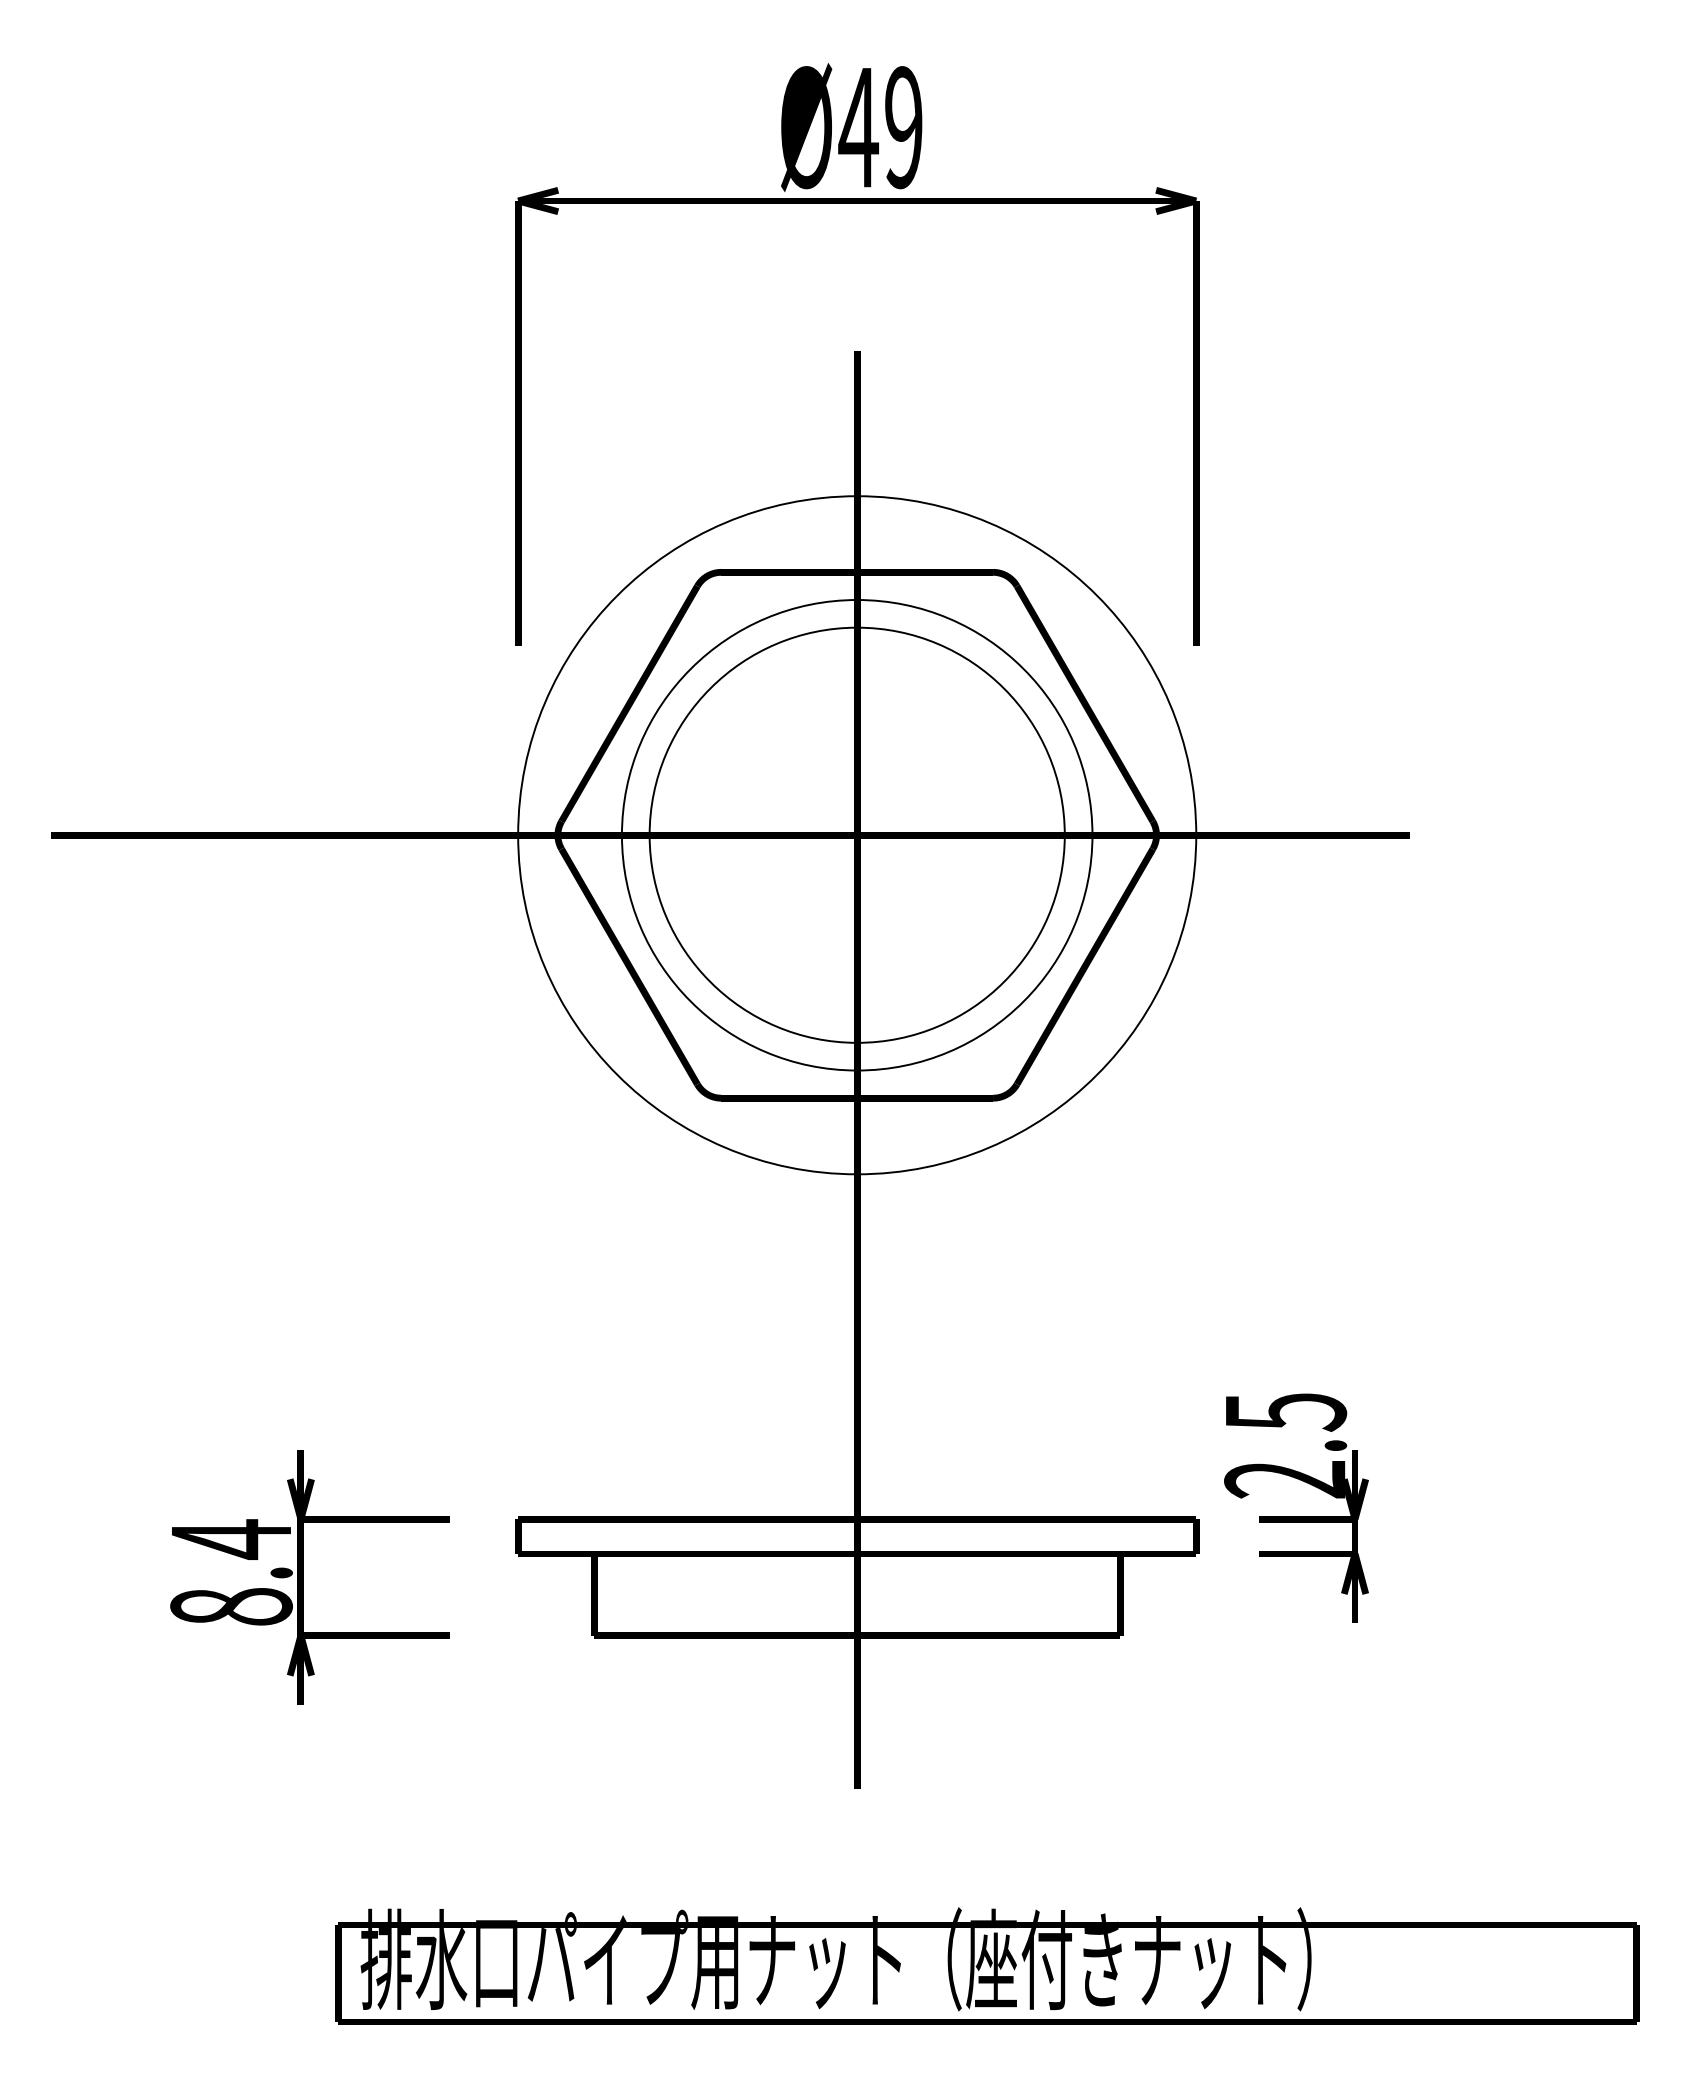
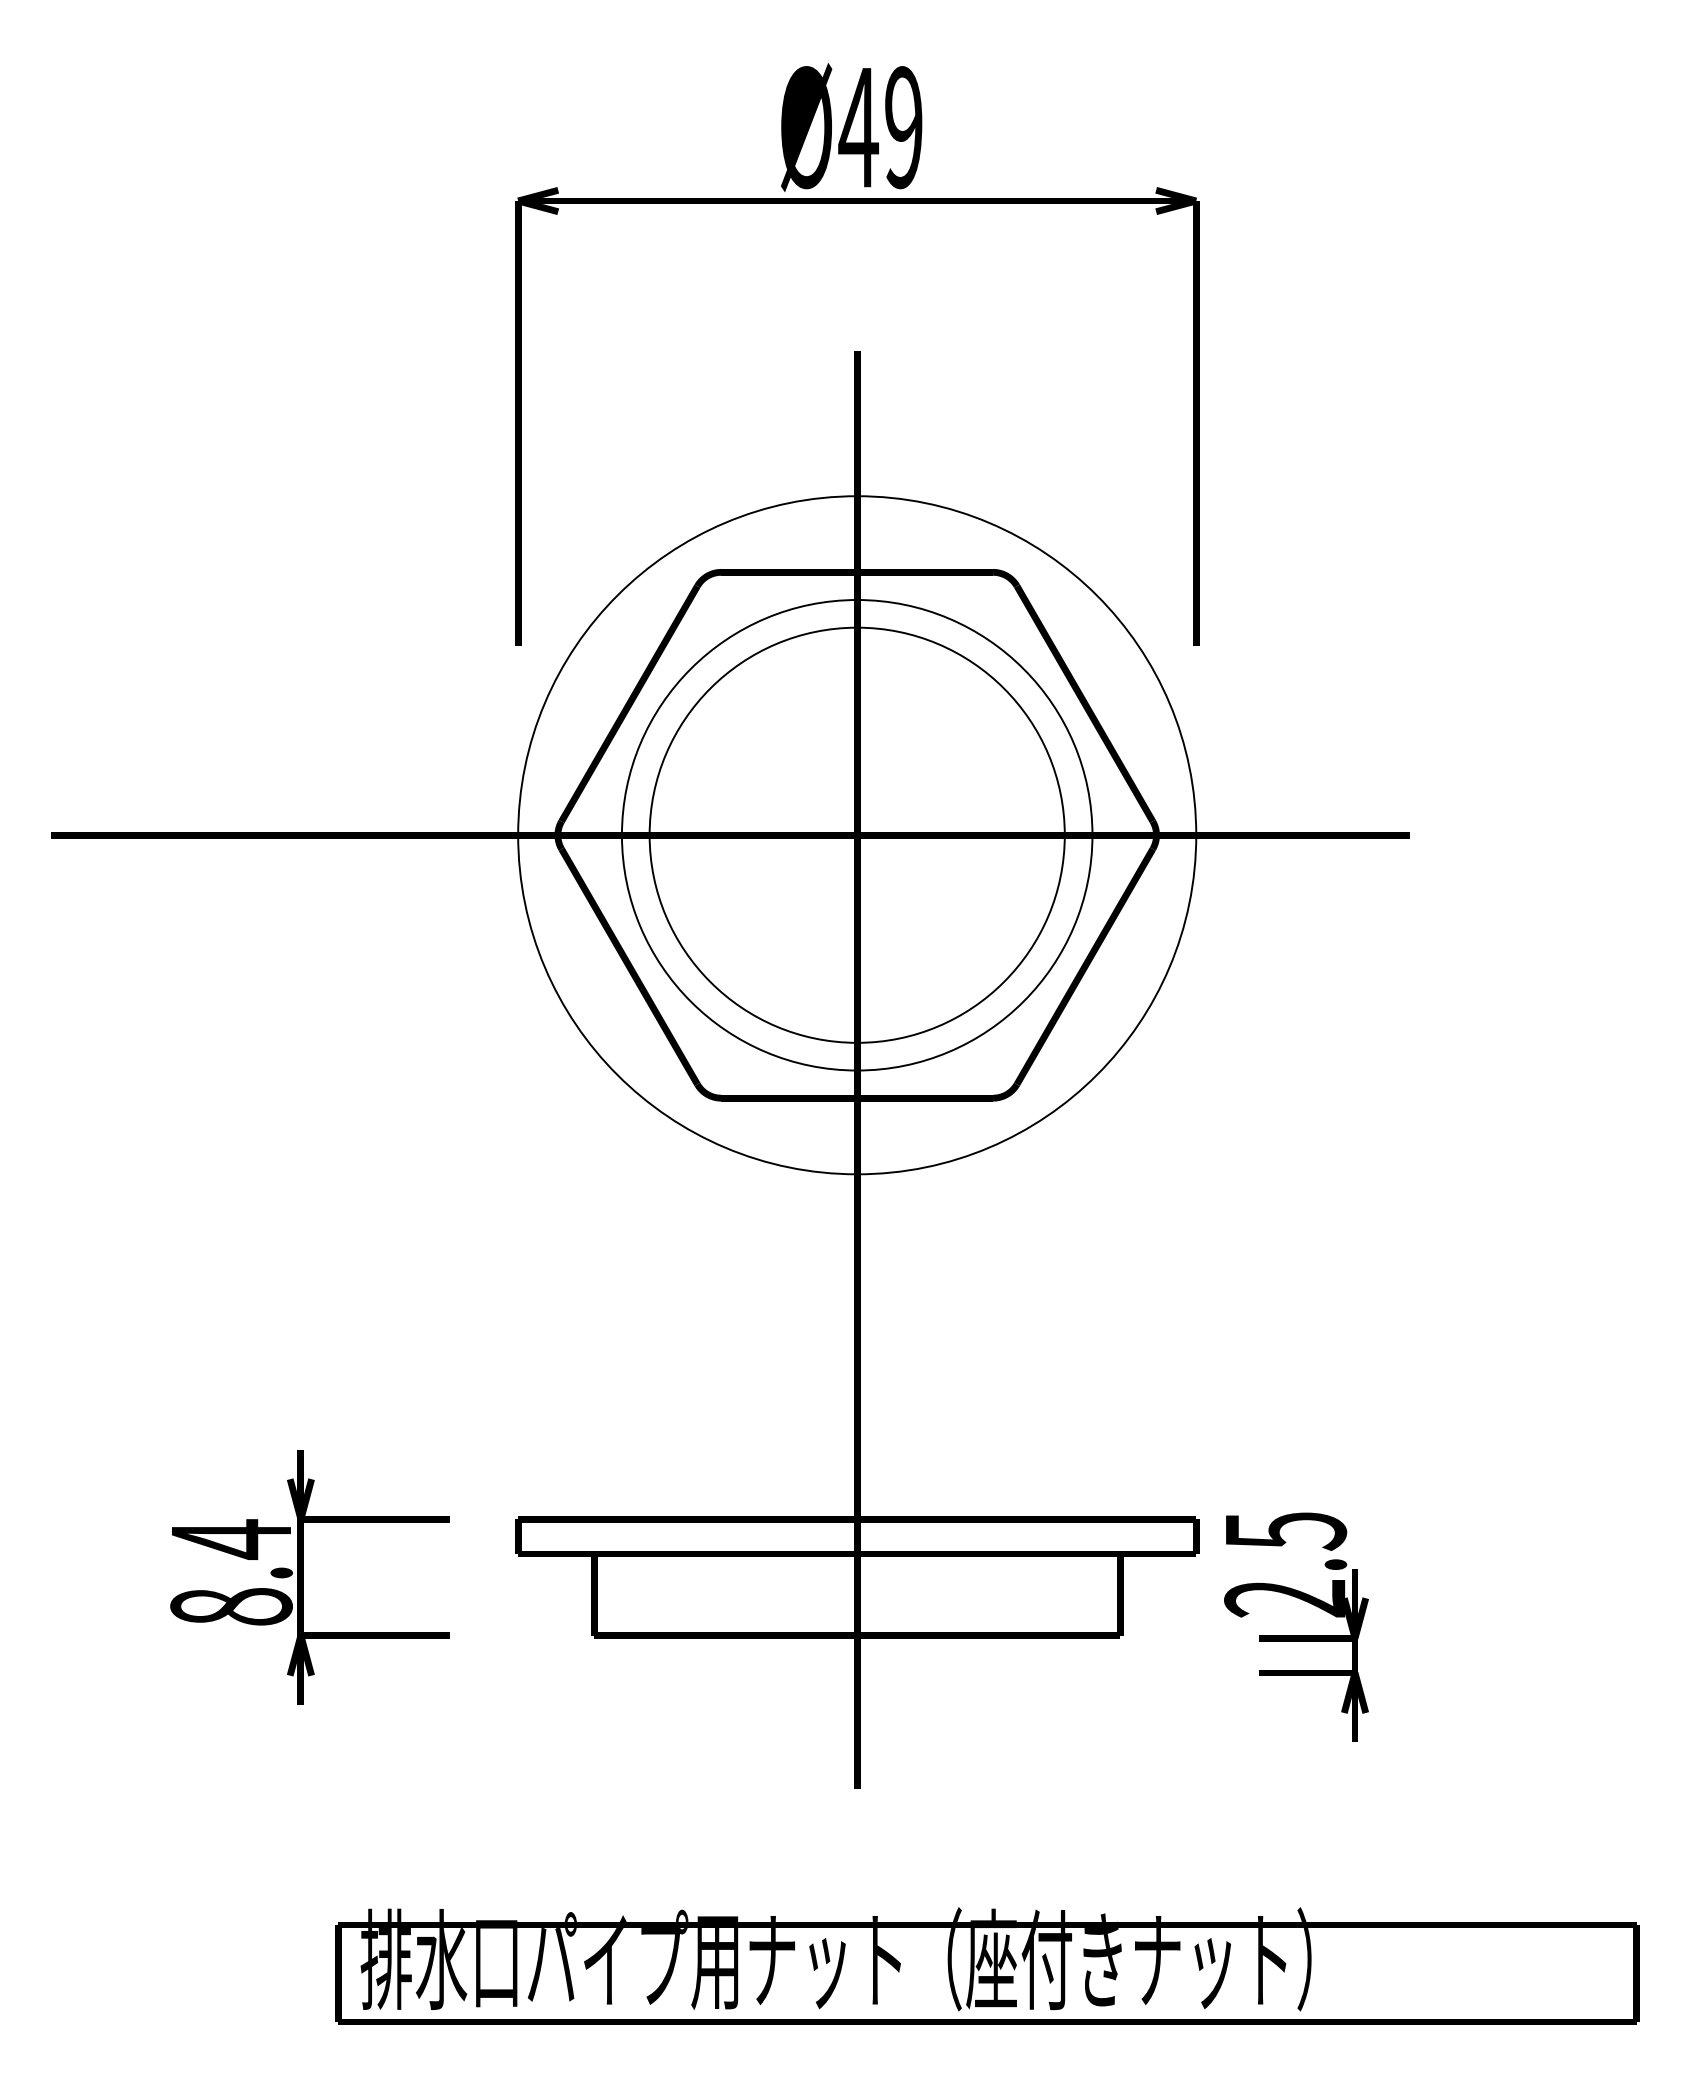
text position: (1296, 1507) -> (1296, 1626) (1296, 1626)
